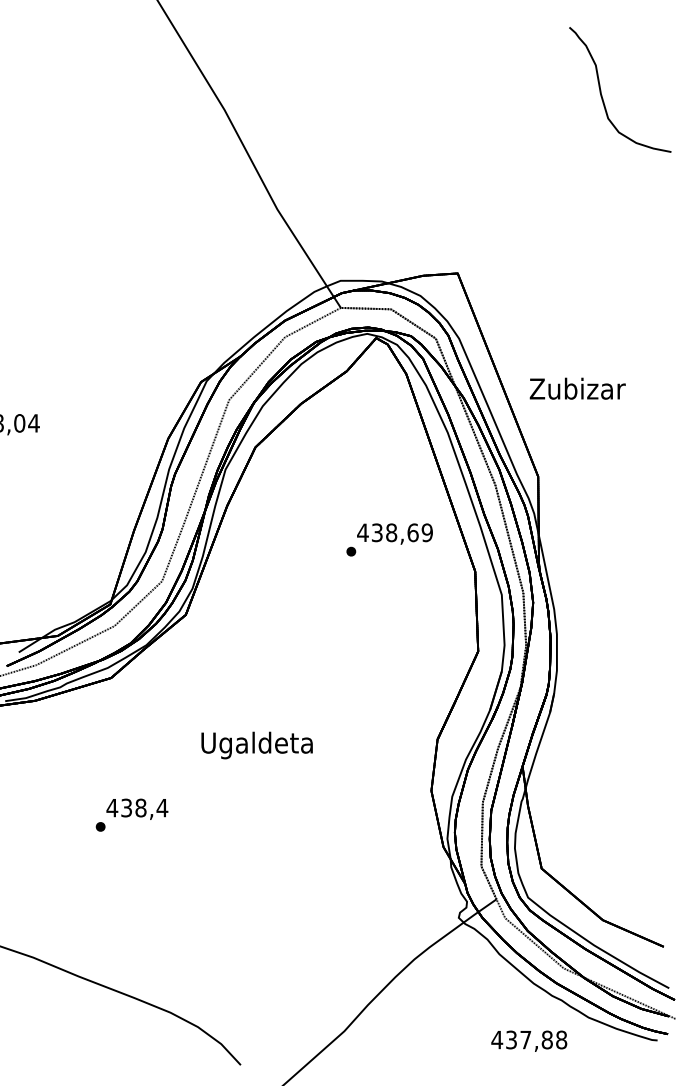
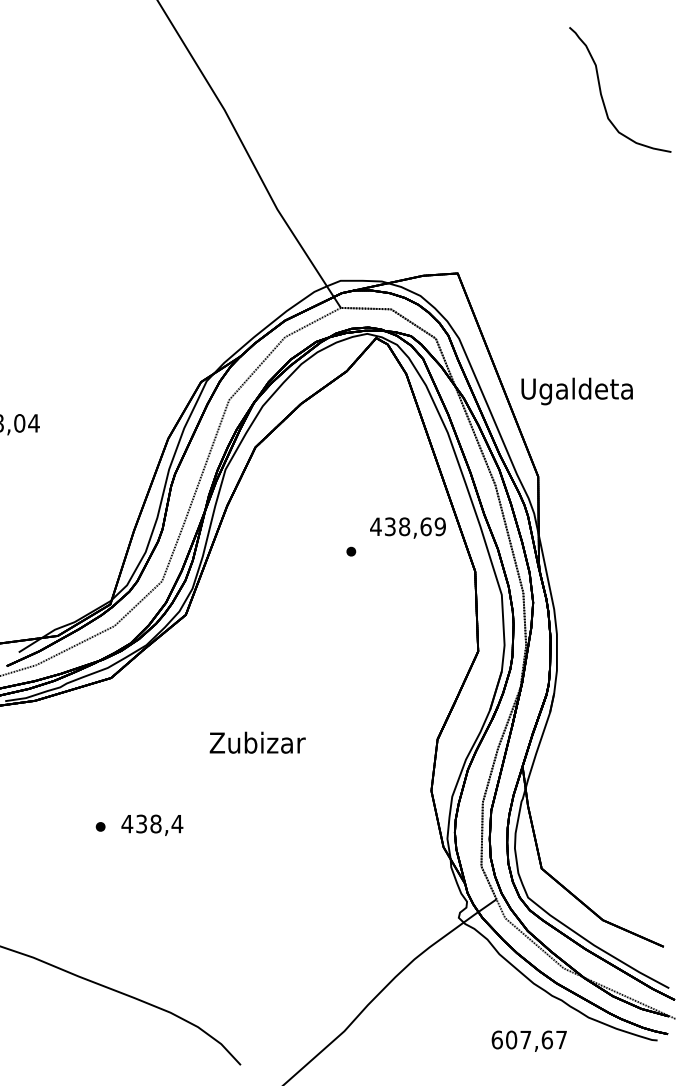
text: Zubizar -> Ugaldeta (576, 391)
text position: (394, 533) -> (407, 527) (407, 527)
text: Ugaldeta -> Zubizar (256, 745)
text position: (137, 808) -> (152, 824) (152, 824)
text: 437,88 -> 607,67 (529, 1039)
